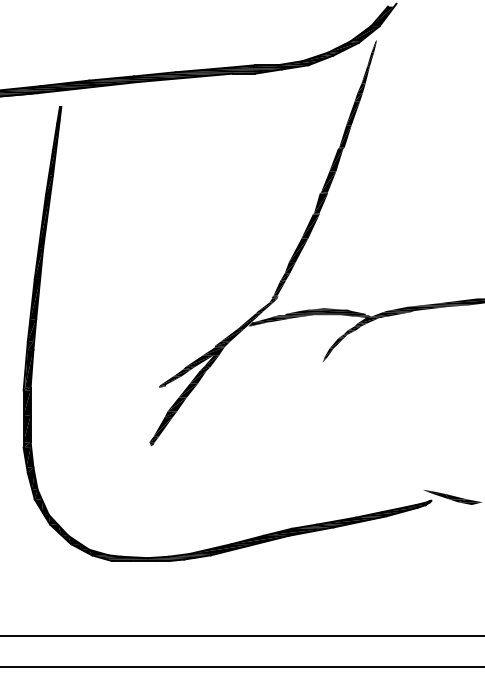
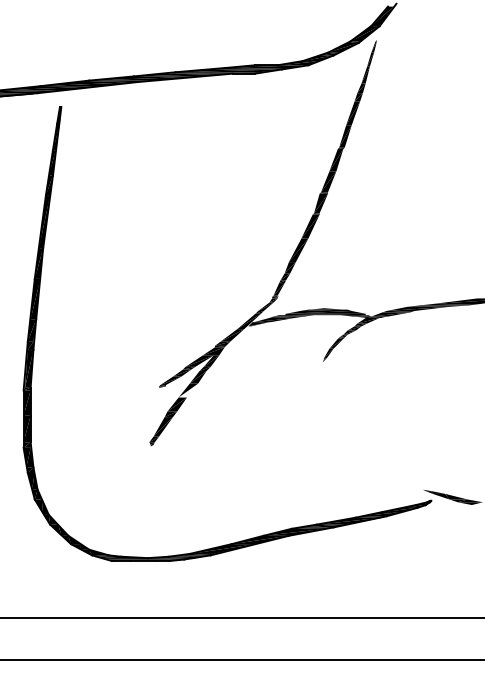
fill: present -> none (188, 390)
line position: (241, 636) -> (241, 618) (241, 618)
line position: (241, 667) -> (241, 660) (241, 660)
